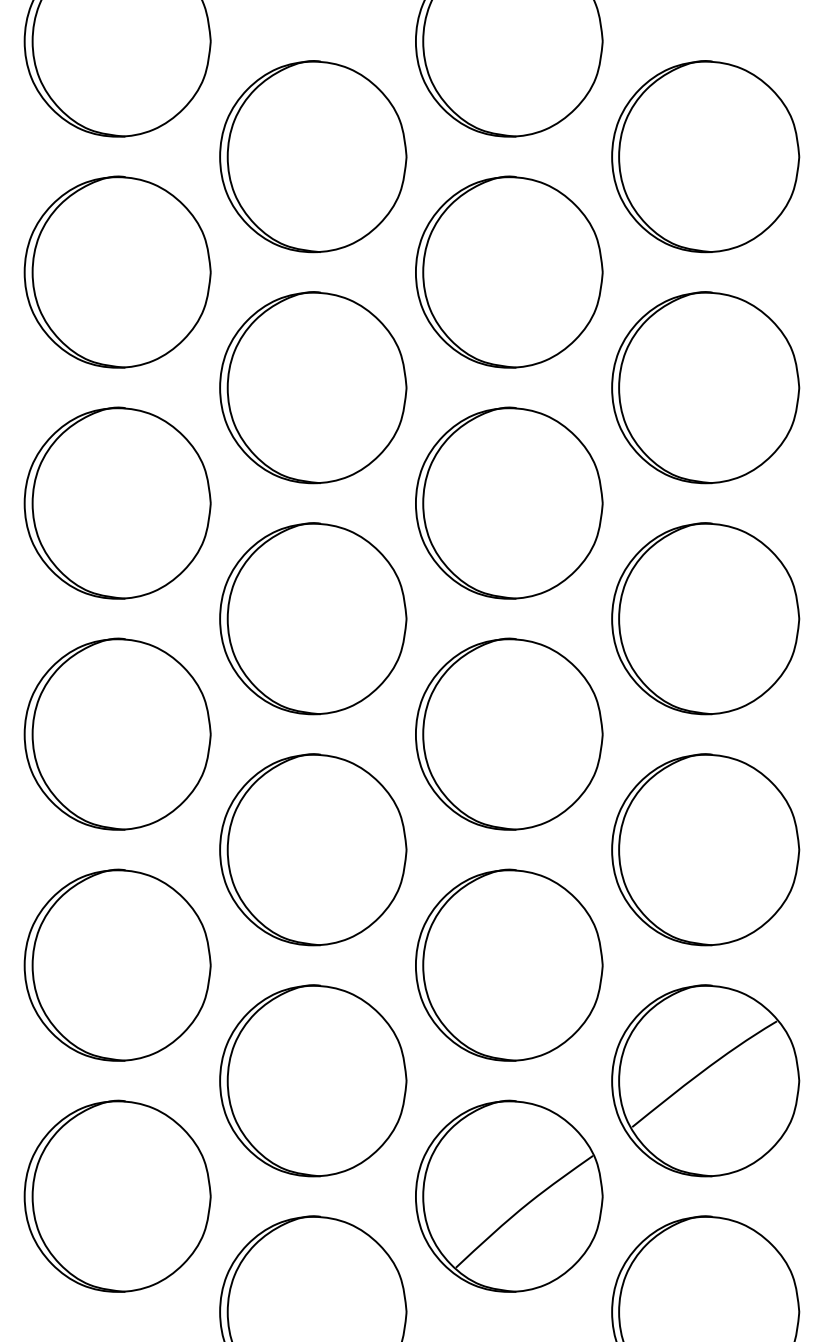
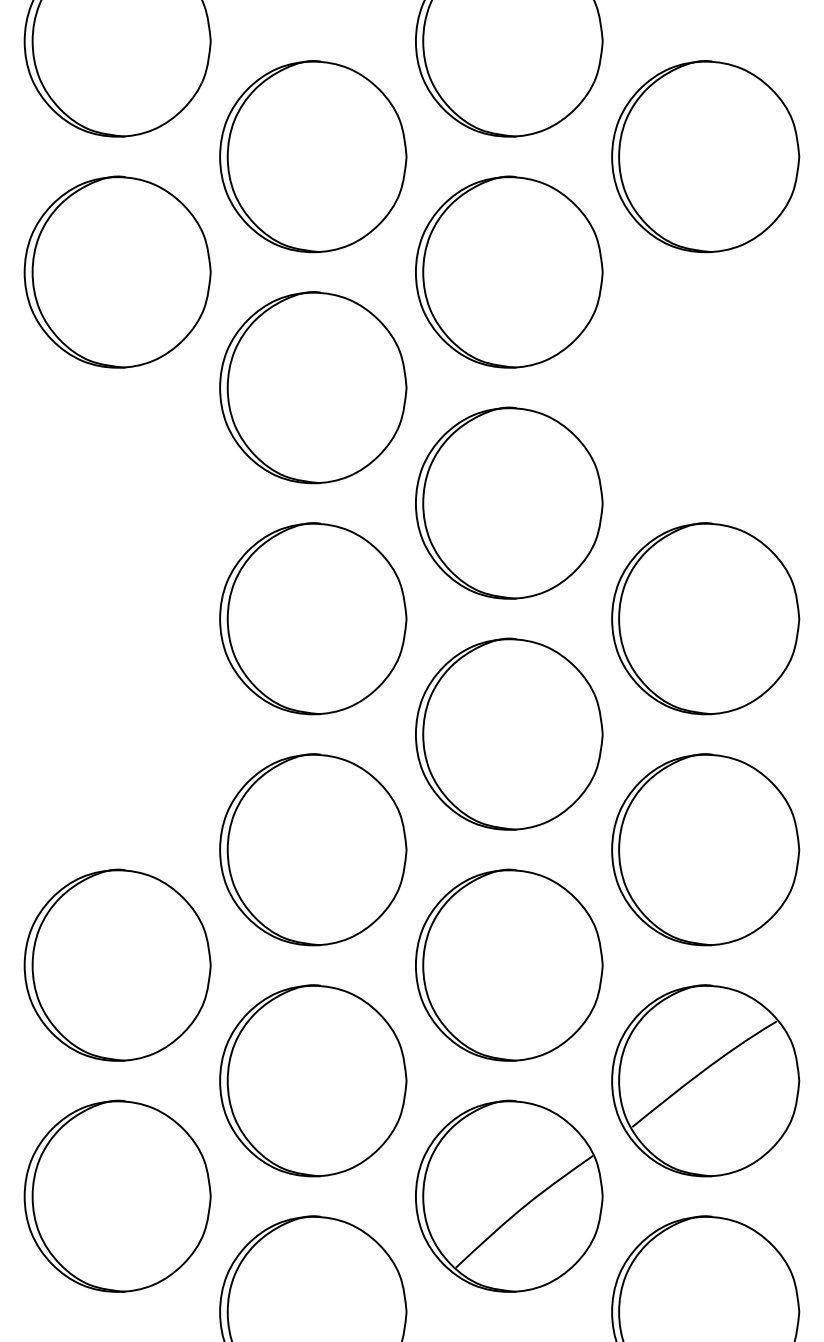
part: present -> none (705, 387)
part: present -> none (117, 502)
part: present -> none (117, 733)
